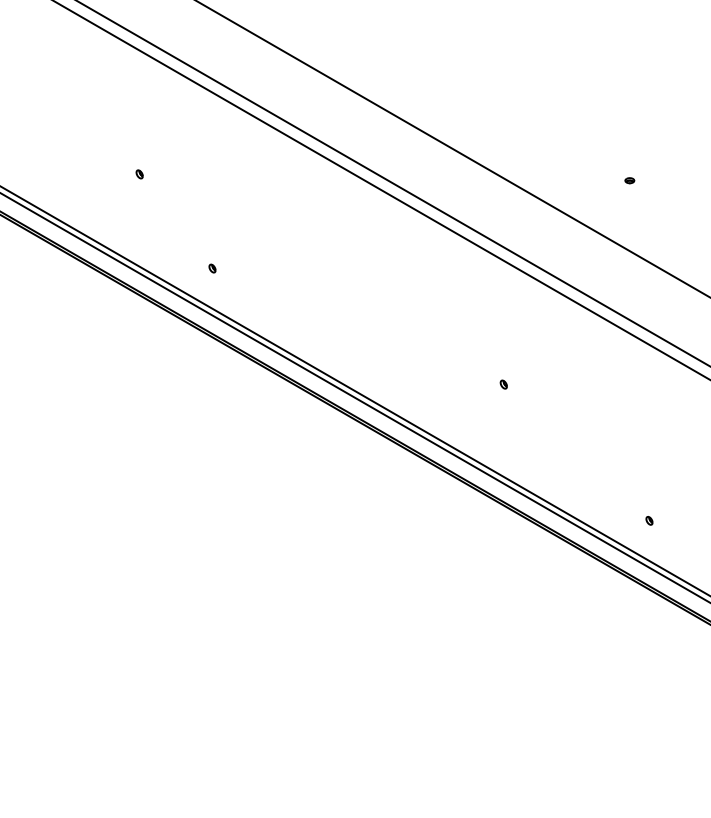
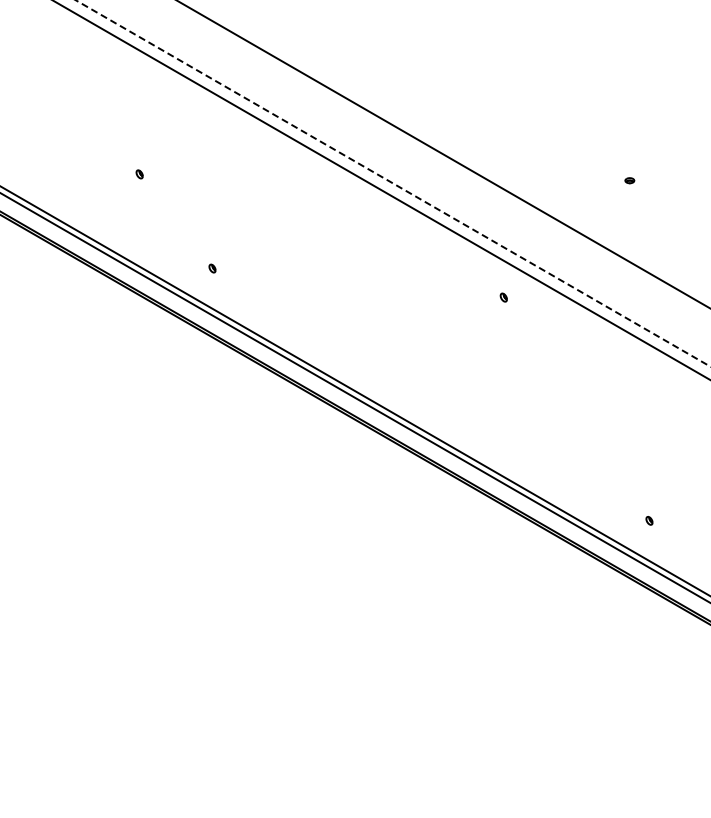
line position: (452, 149) -> (443, 154) (443, 154)
line: solid -> dashed (392, 183)
part position: (503, 384) -> (503, 297) (503, 297)
